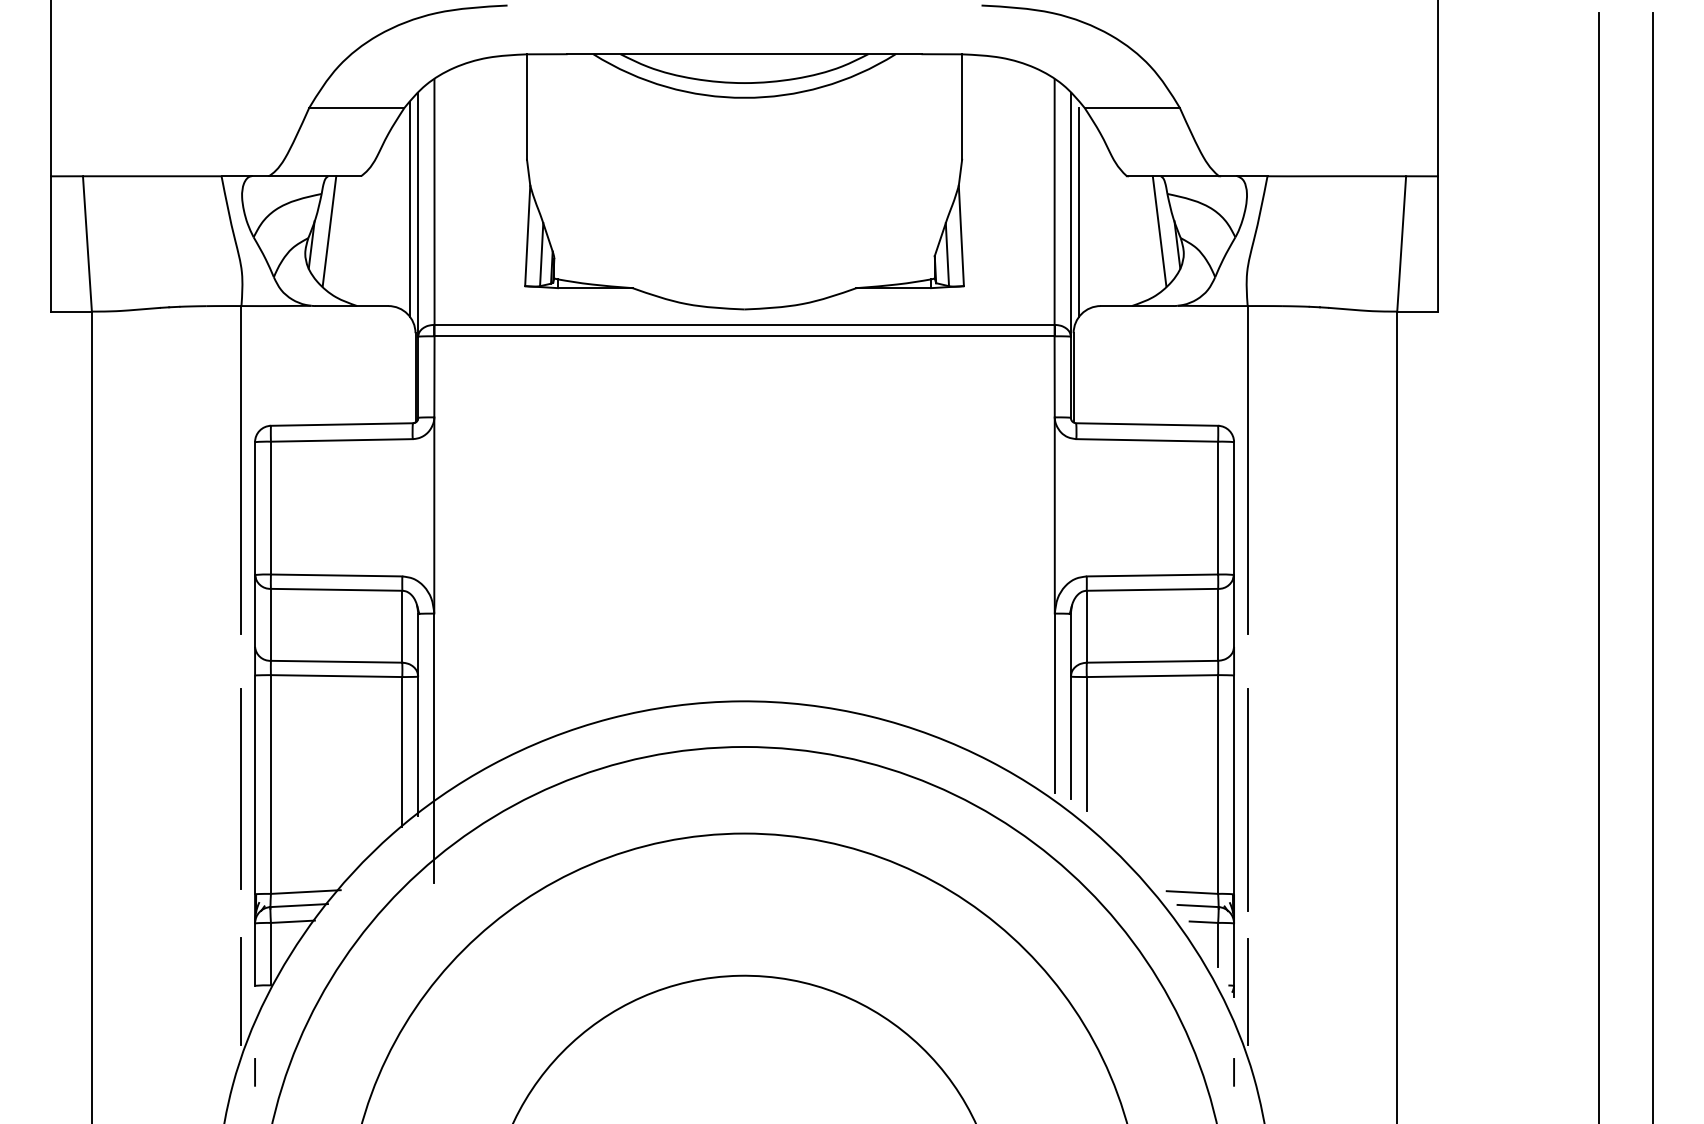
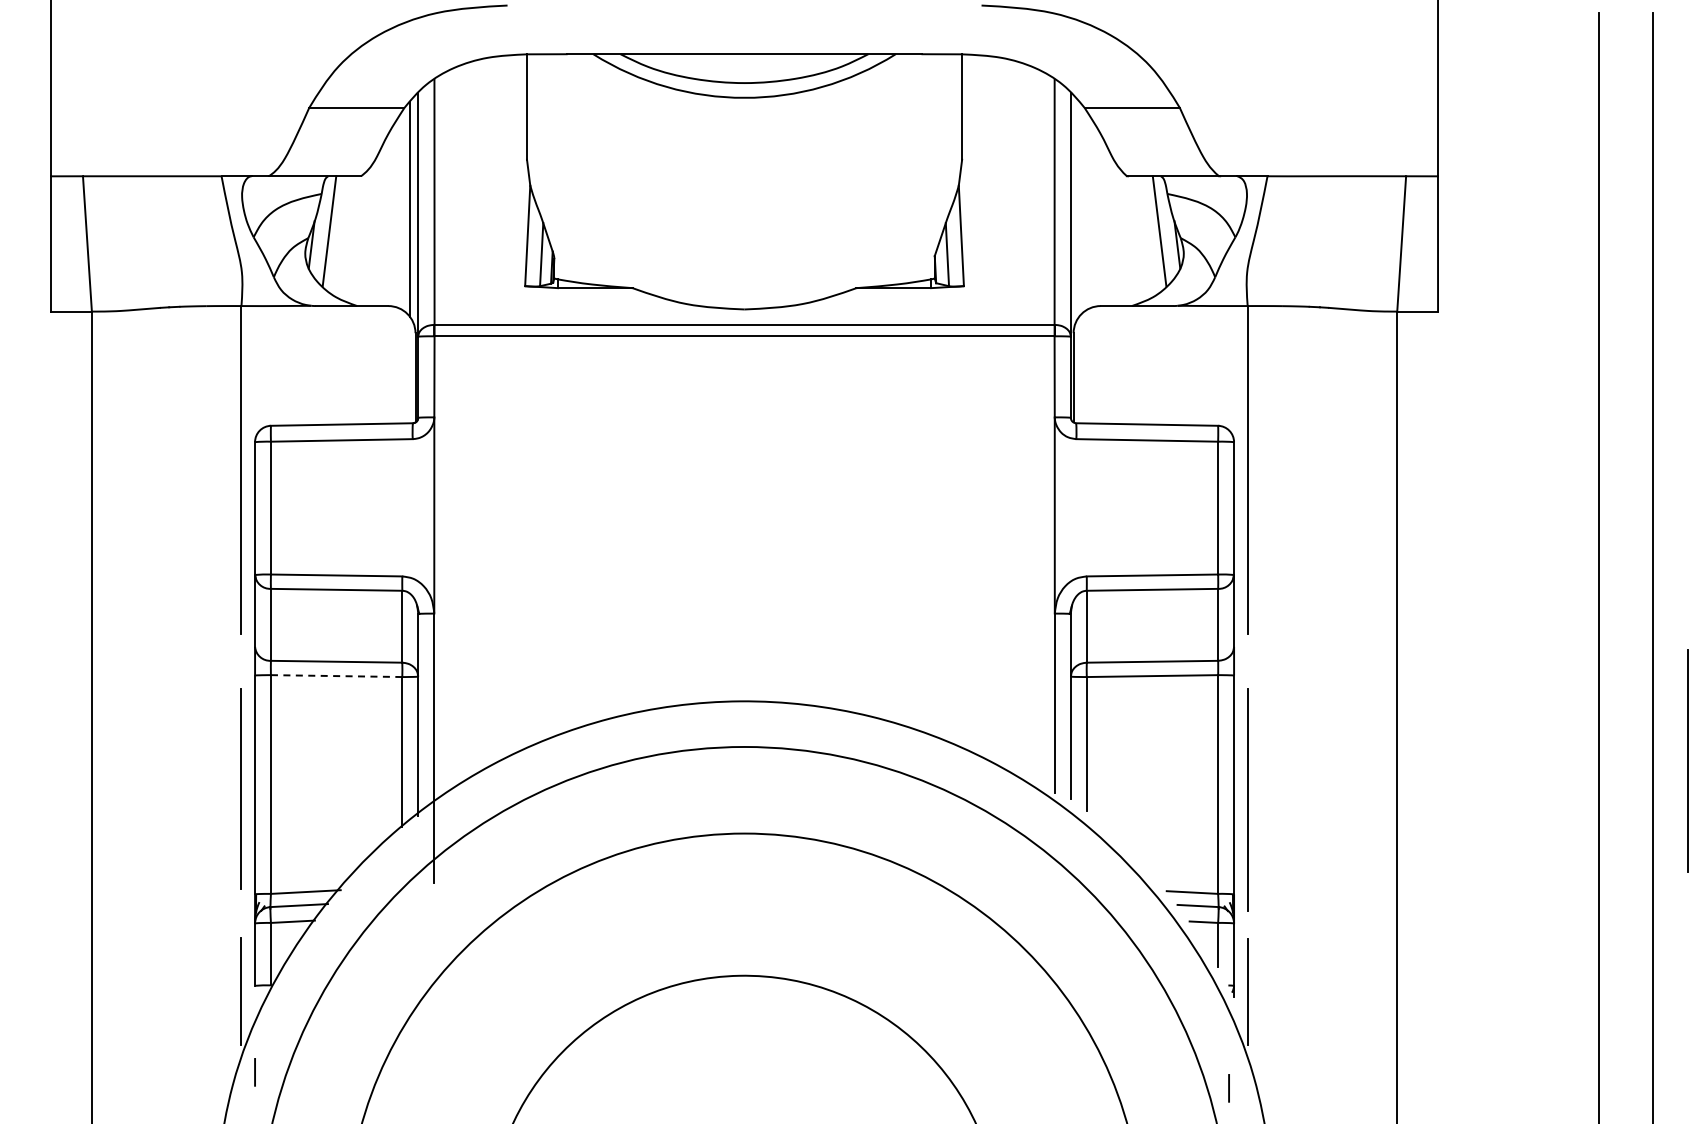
line: present -> none (1078, 212)
line: solid -> dashed (336, 676)
line: none -> present (1687, 760)
line position: (1233, 1072) -> (1228, 1088) (1228, 1088)
